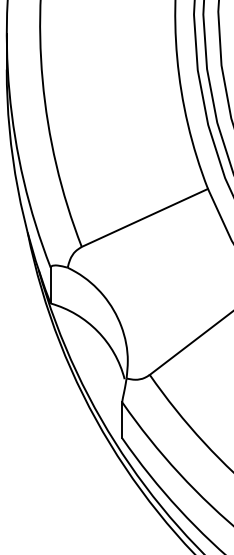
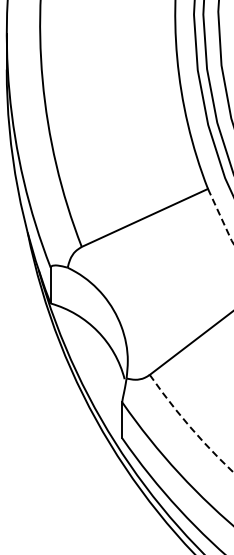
line: solid -> dashed (221, 217)
arc: solid -> dashed (189, 426)
